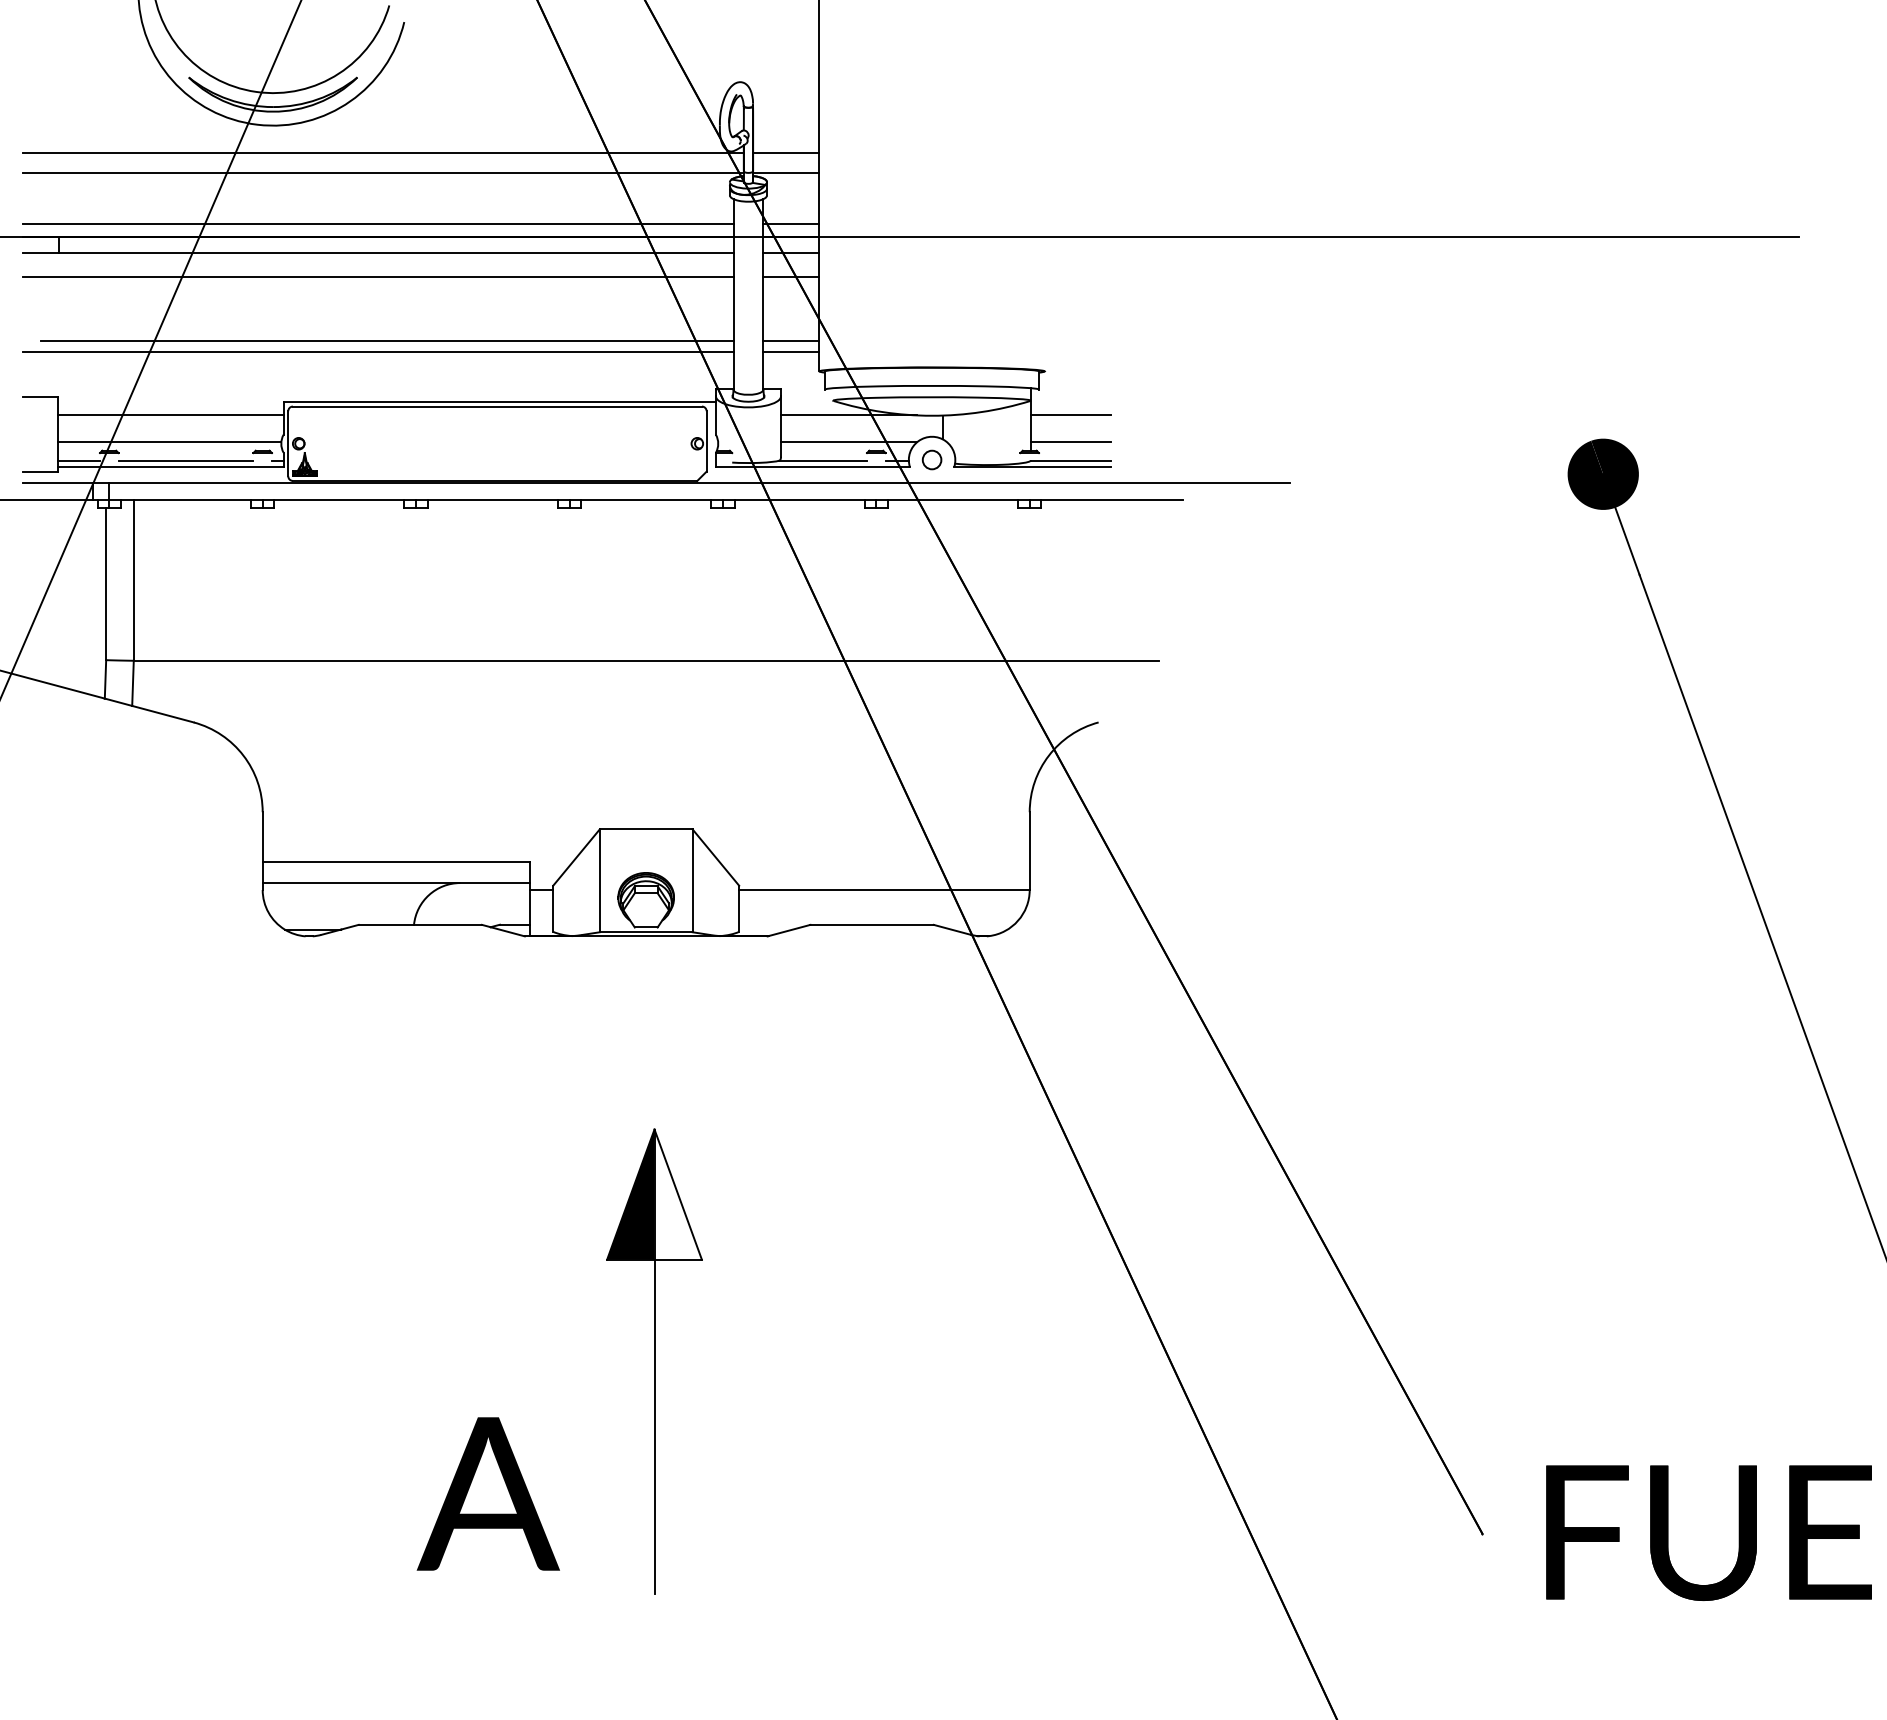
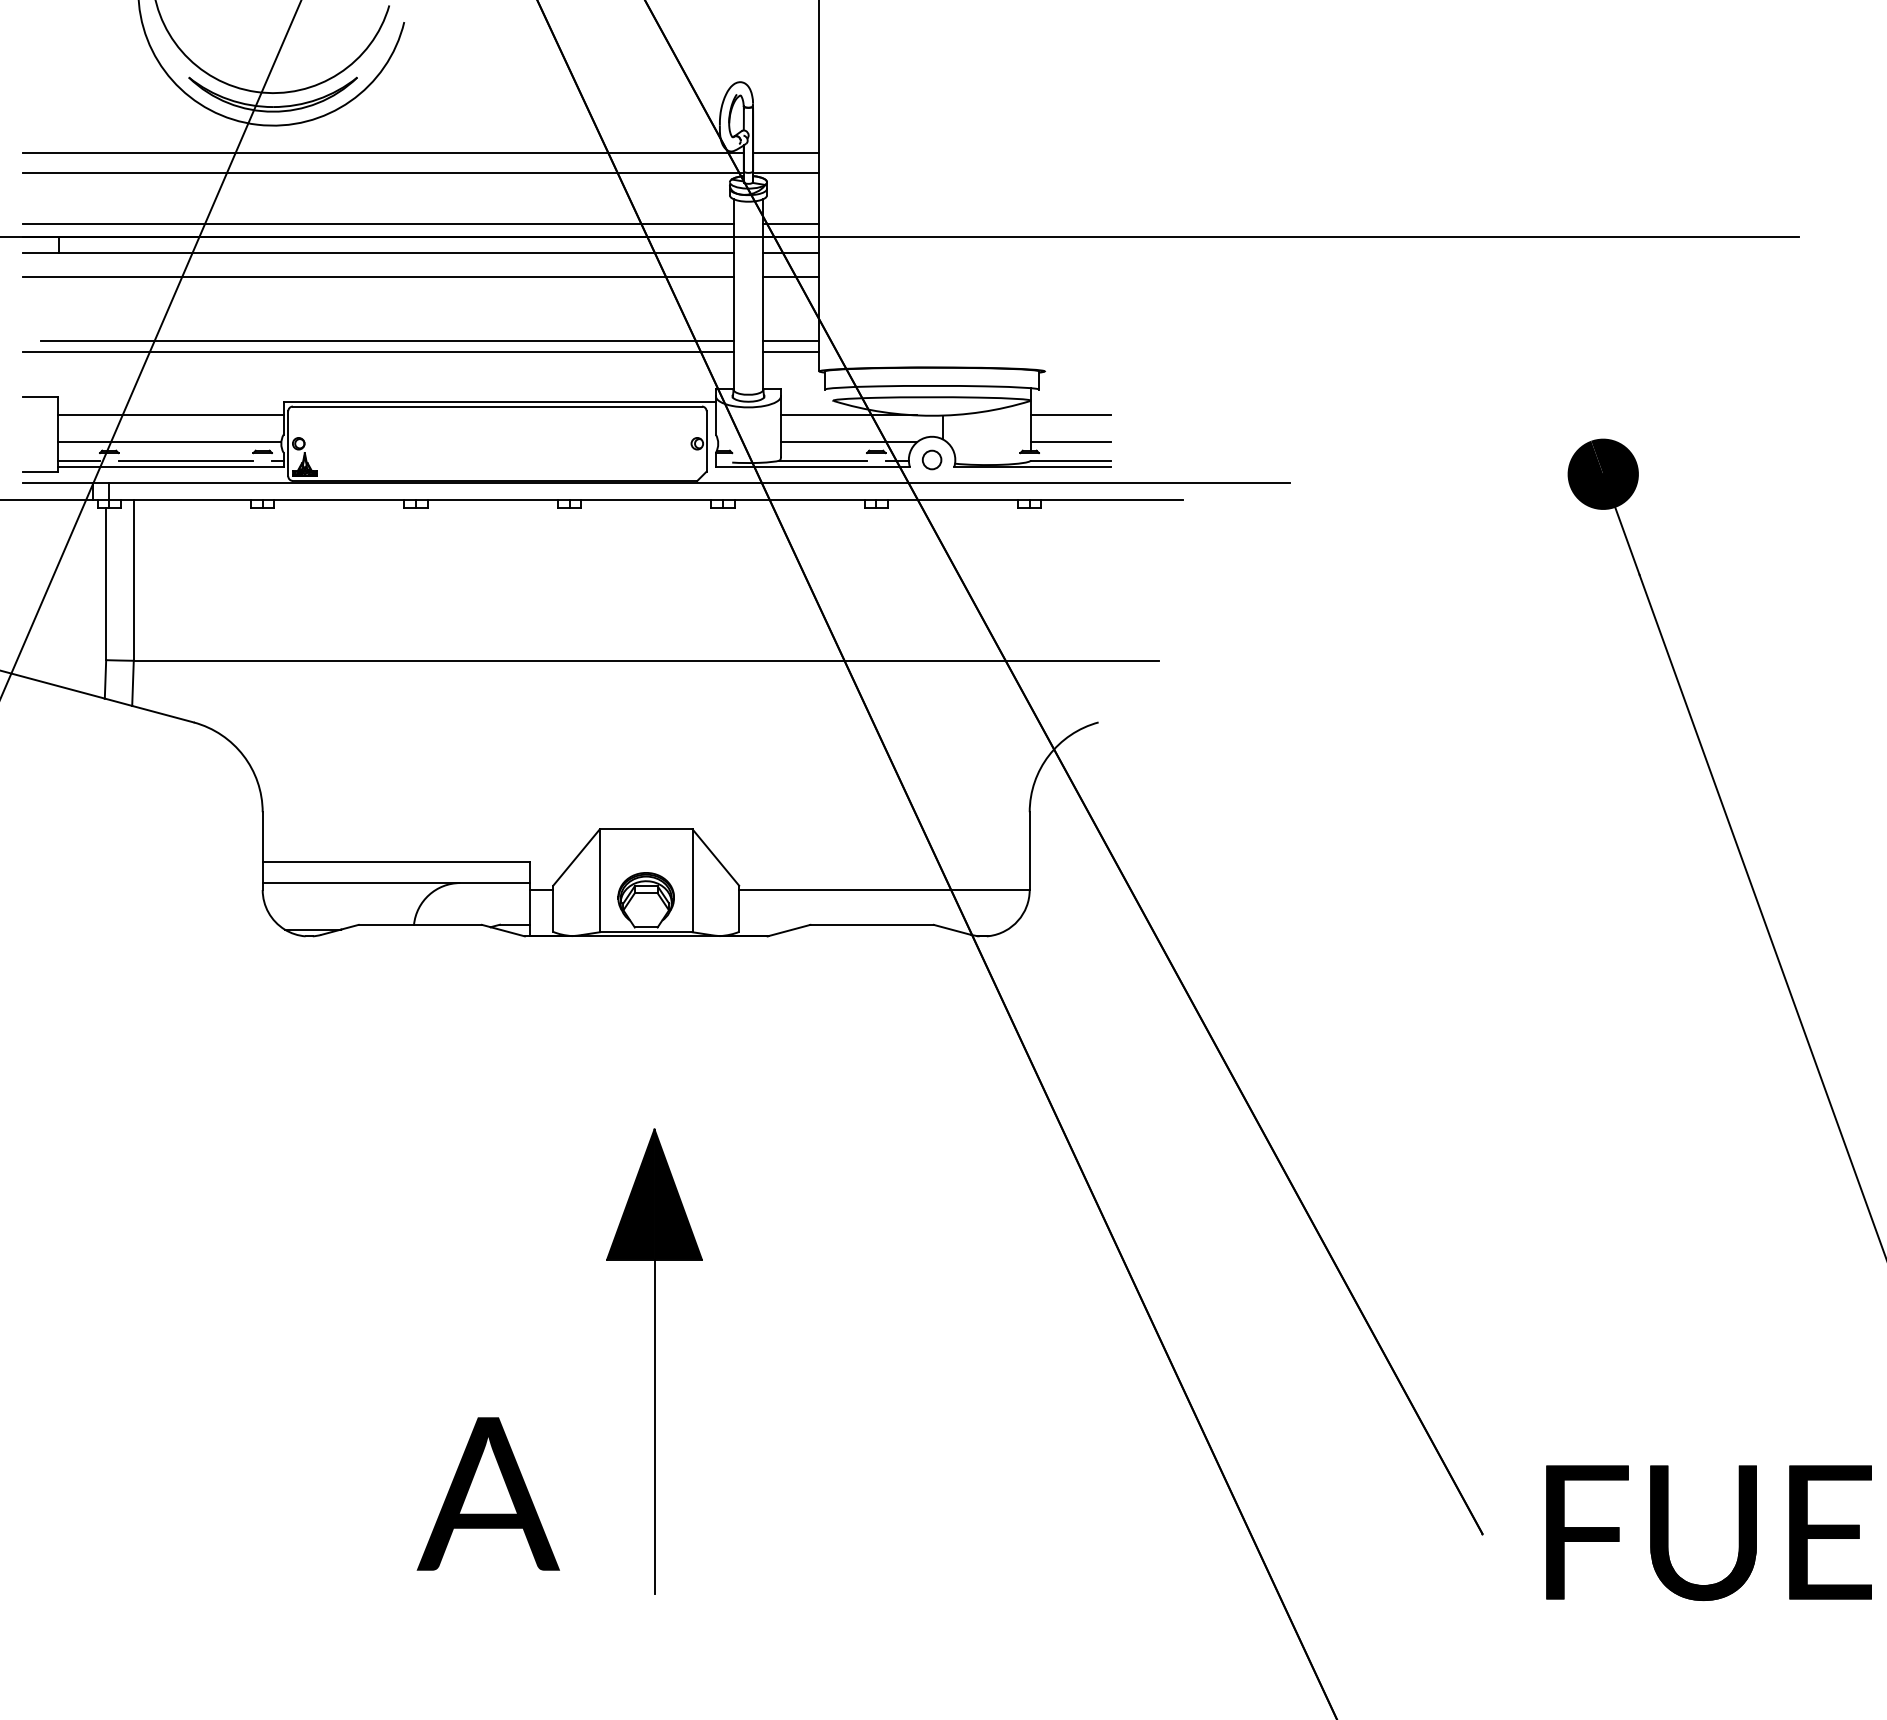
fill: none -> present (677, 1194)
